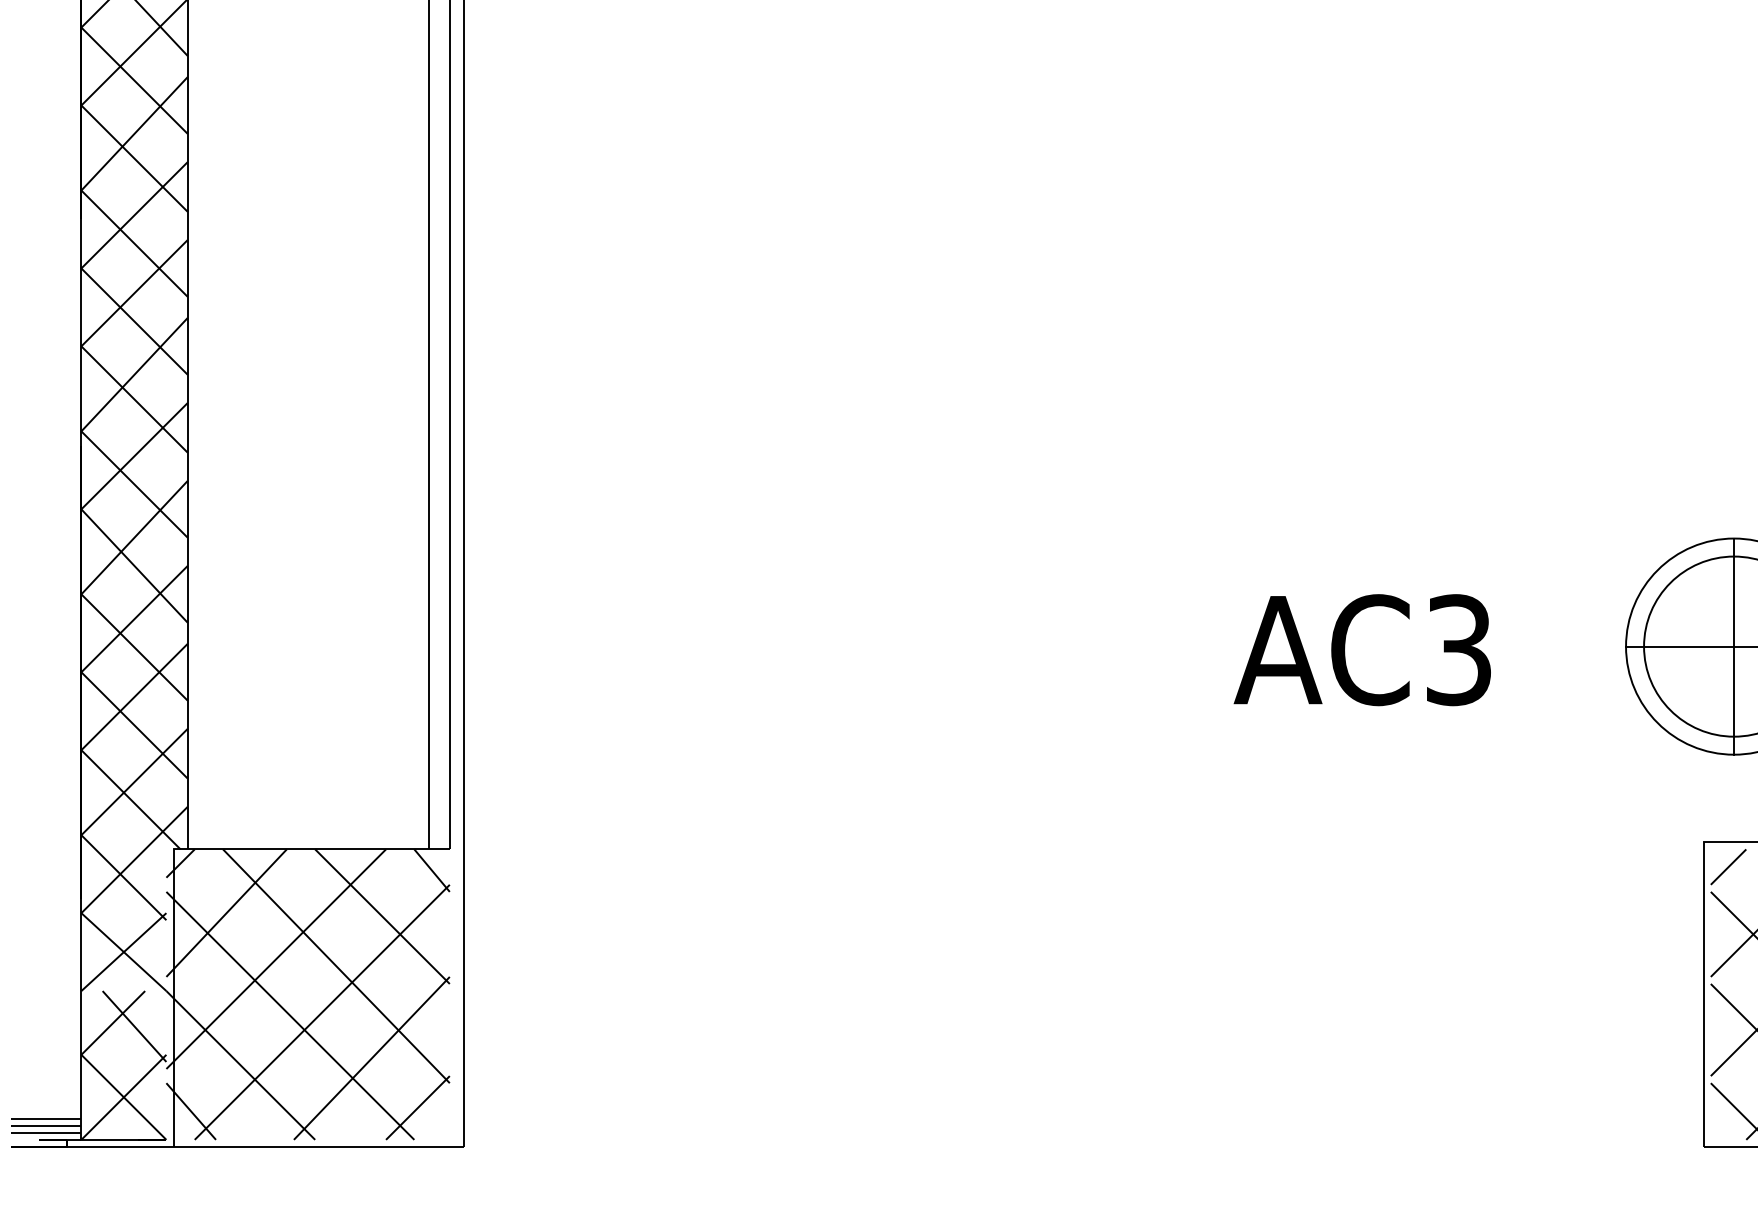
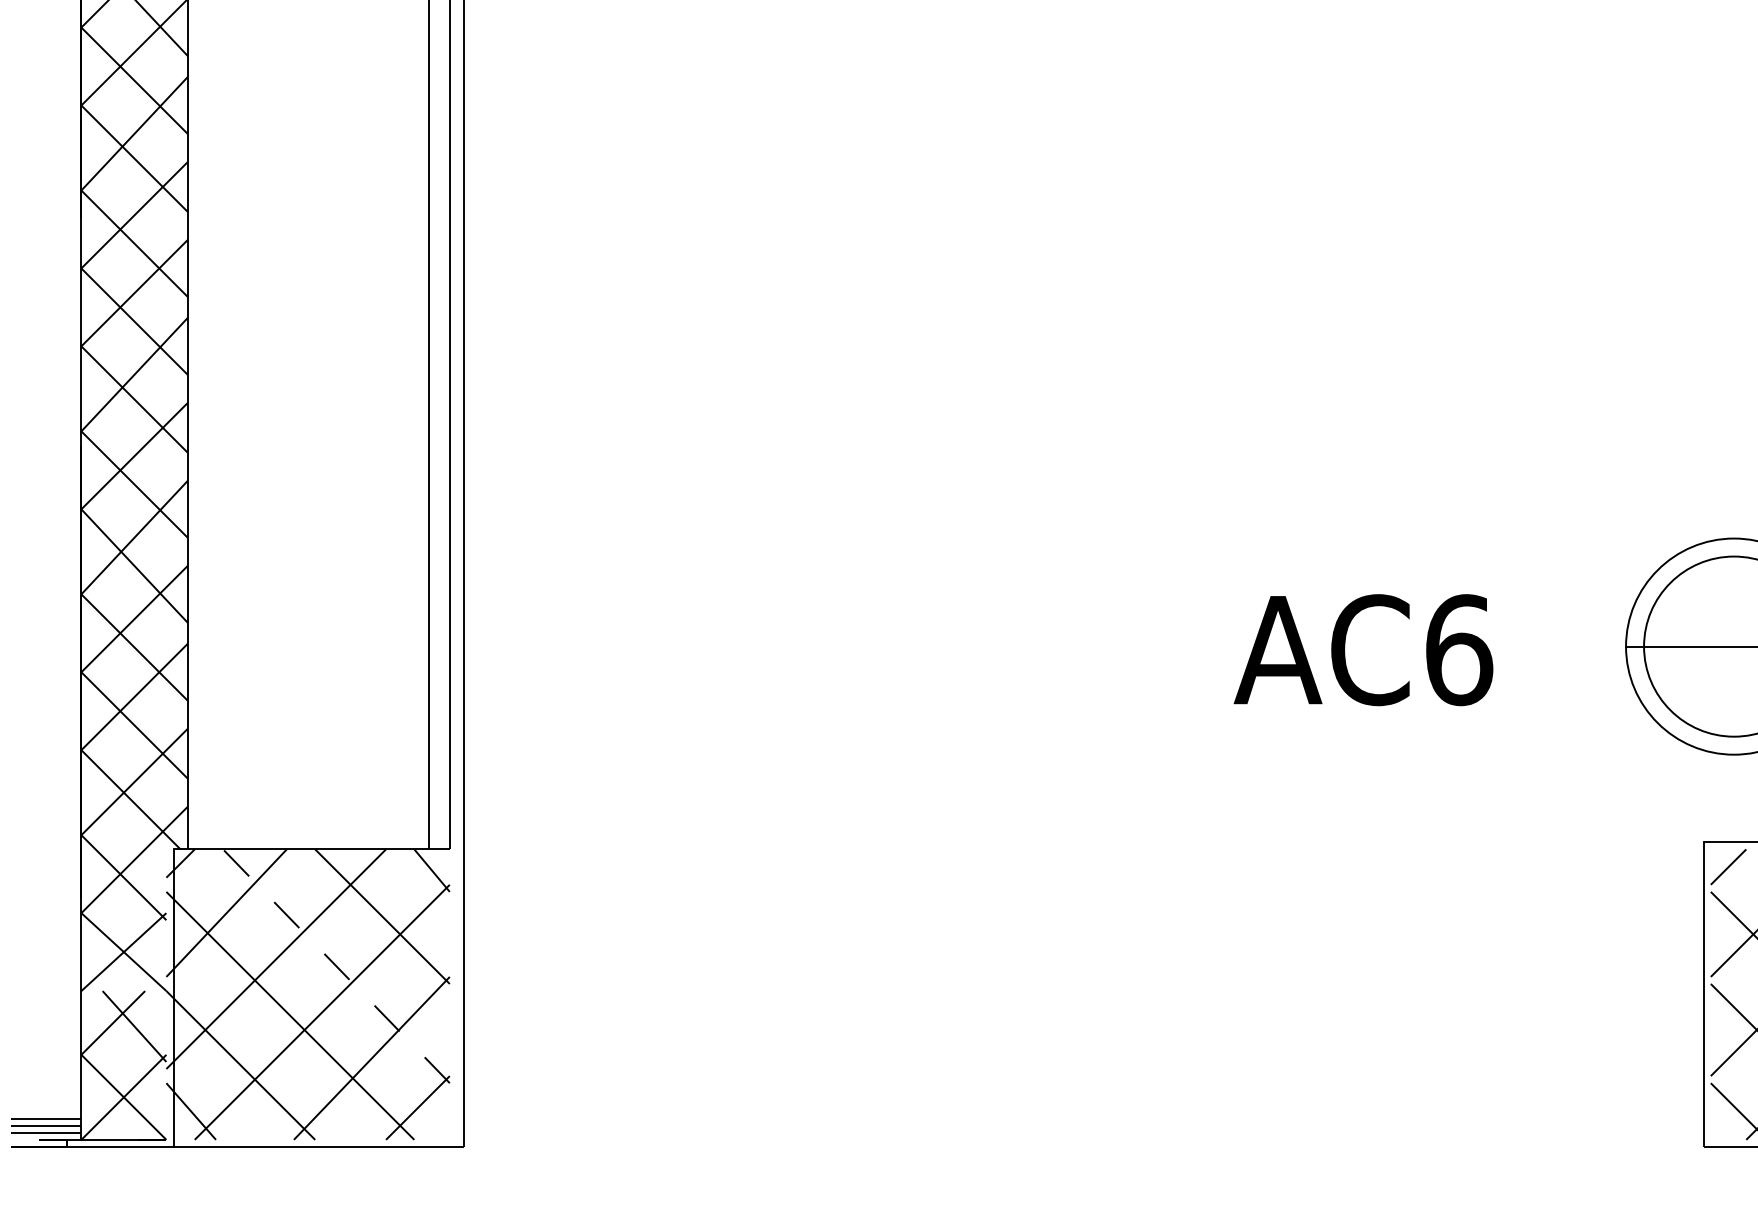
line: present -> none (1734, 646)
text: AC3 -> AC6 (1459, 650)
line: solid -> dashed (336, 966)
